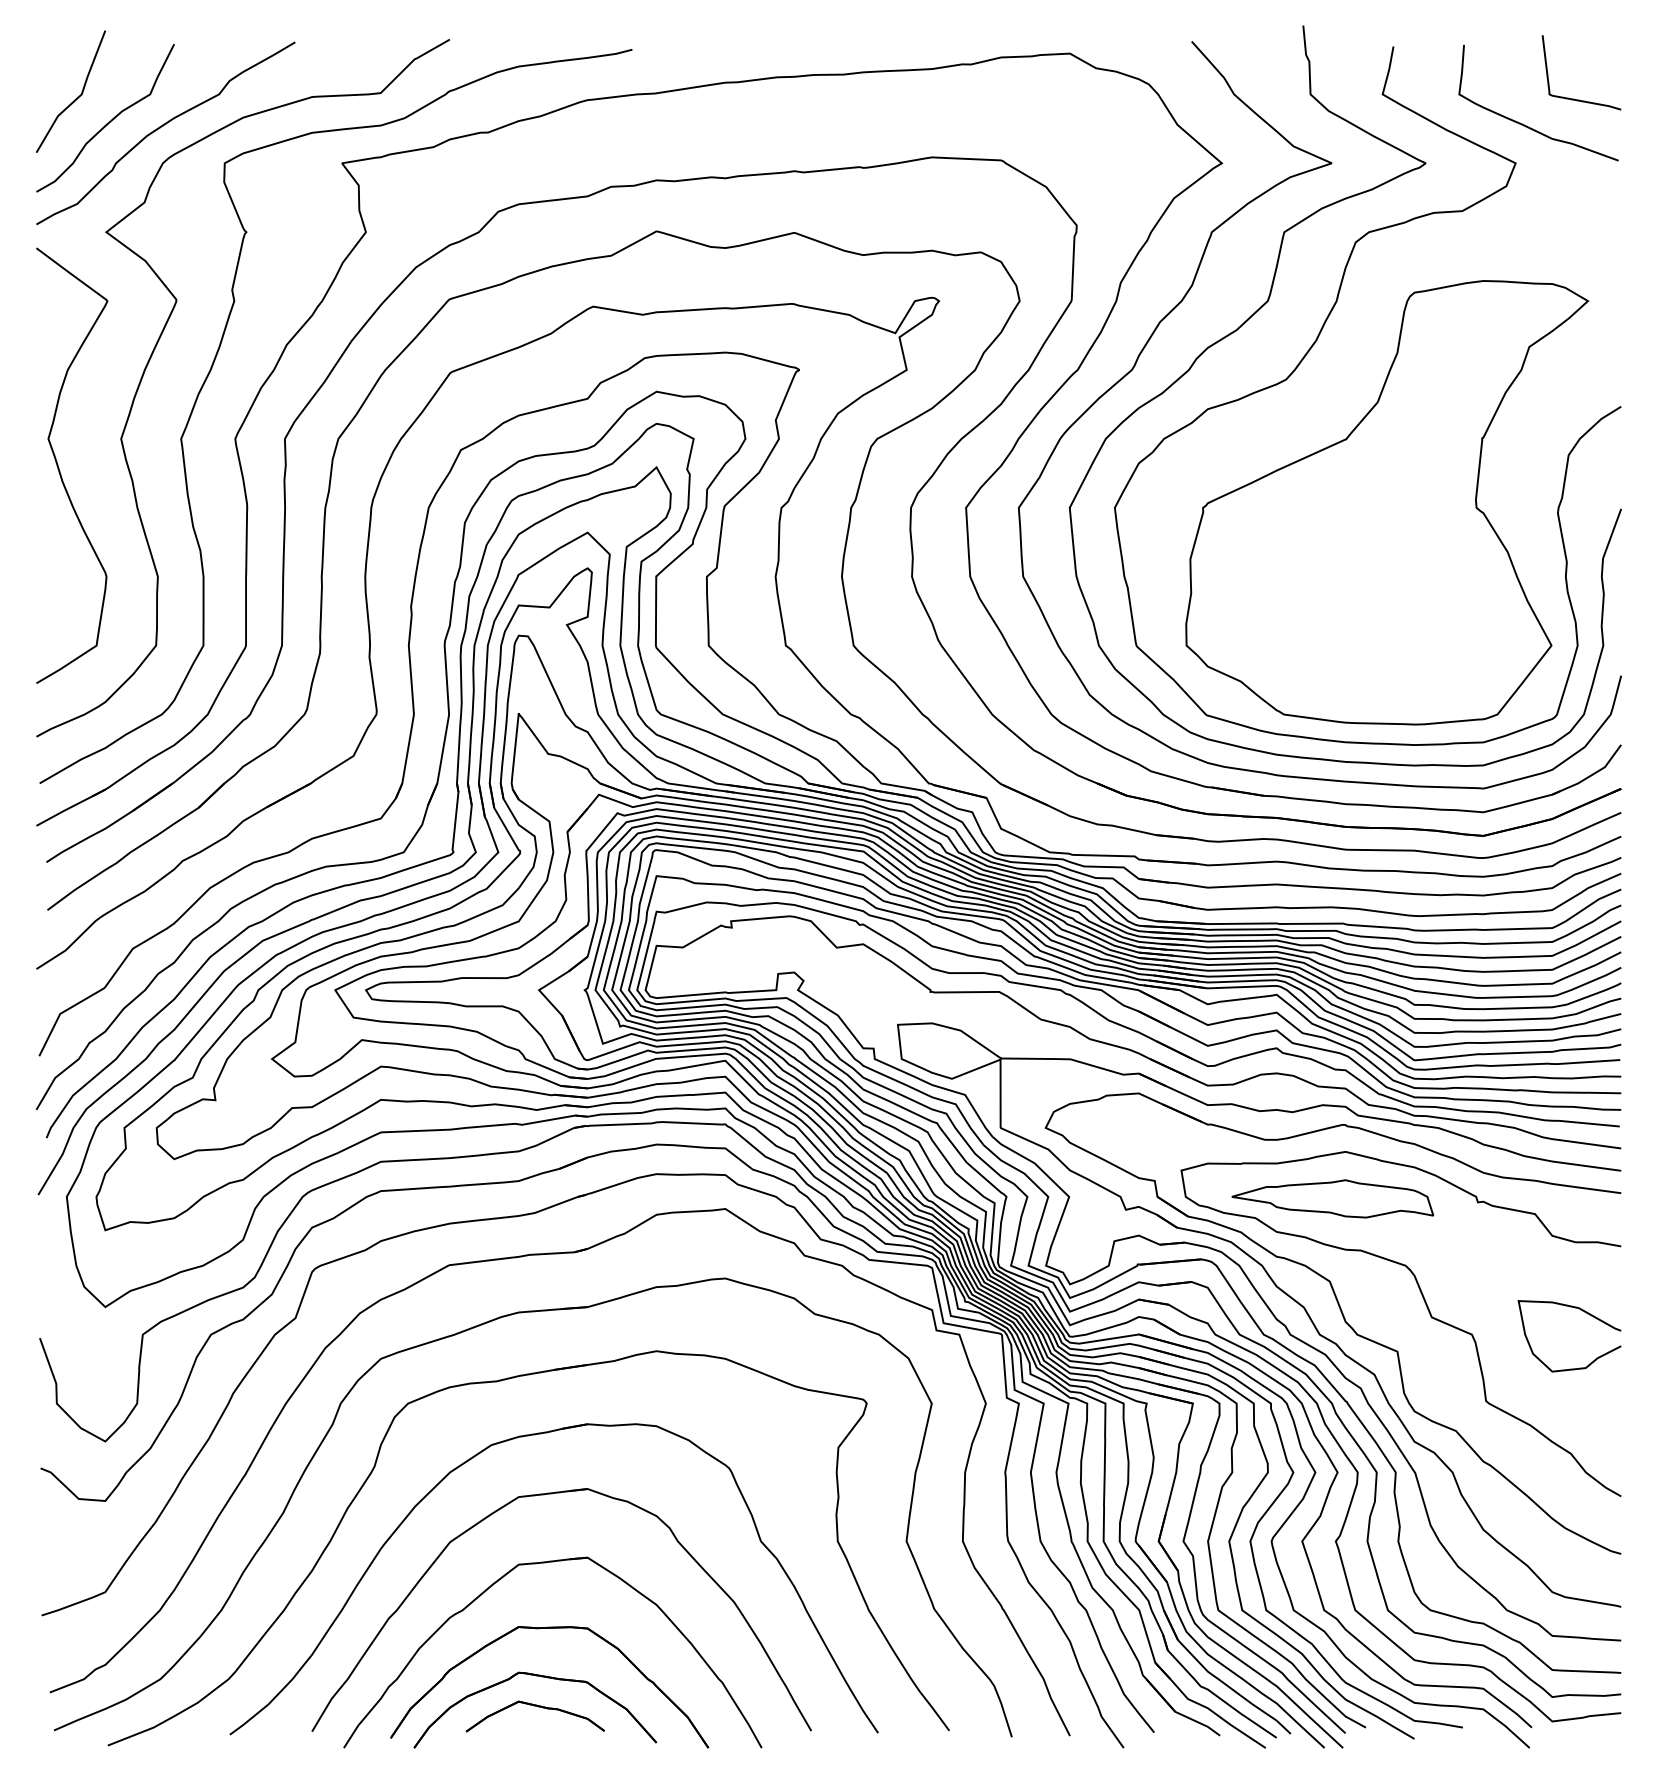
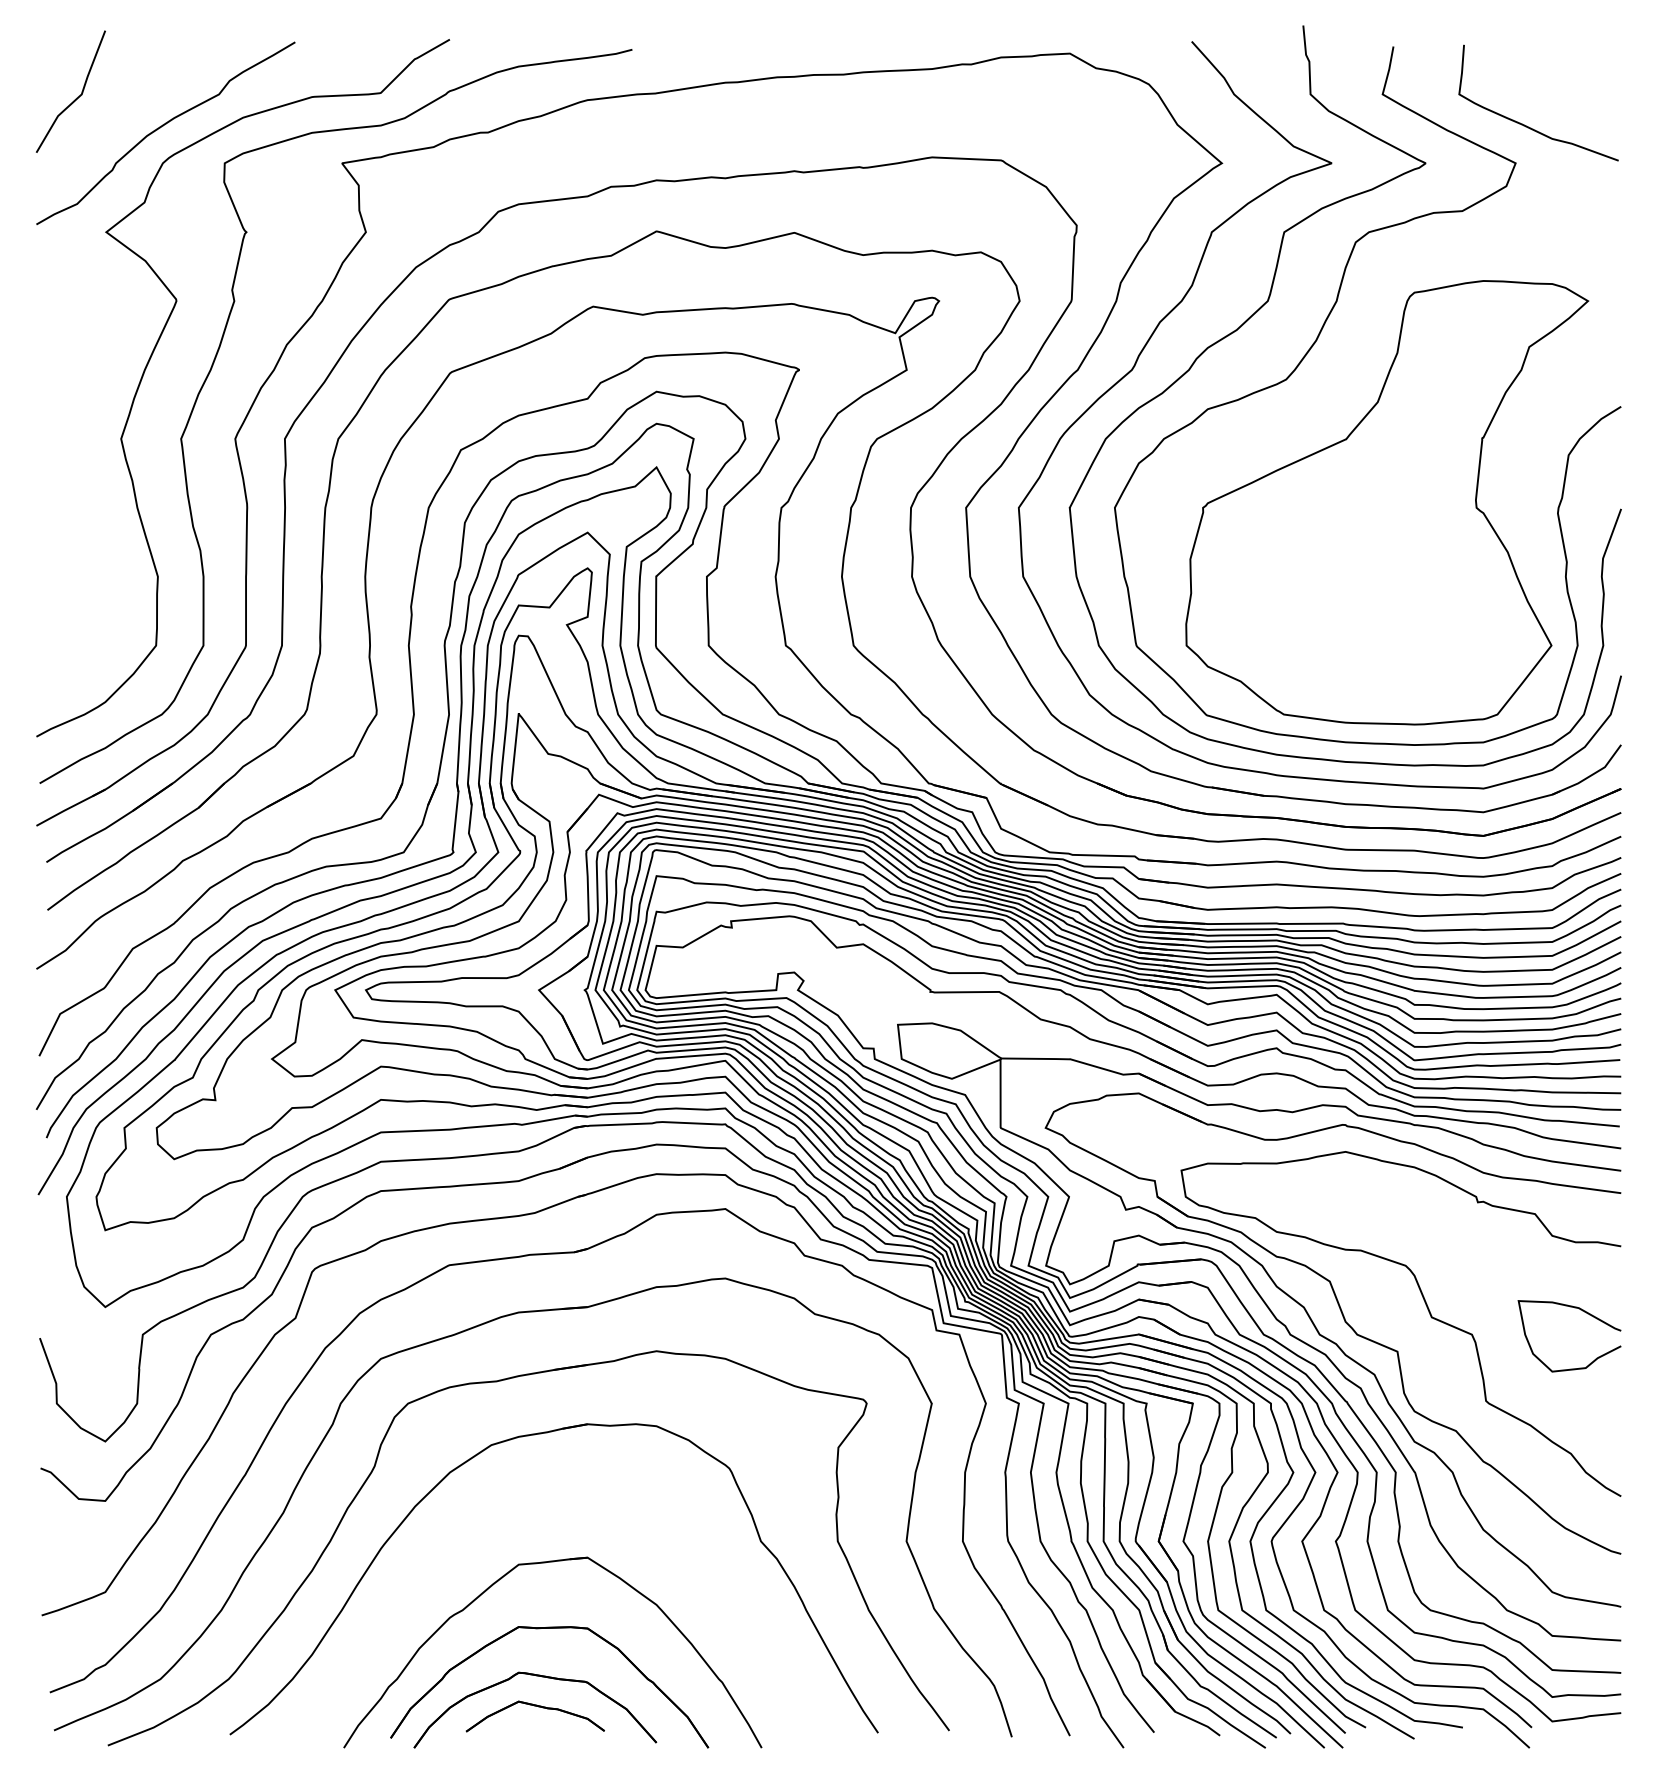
curve: present -> none (1574, 98)
curve: present -> none (107, 122)
curve: present -> none (59, 467)
part: present -> none (1332, 1198)
part: present -> none (552, 1494)
